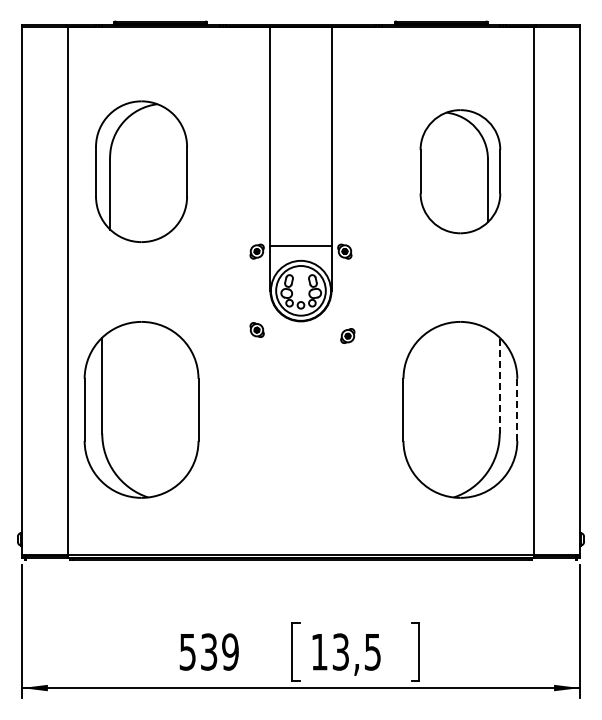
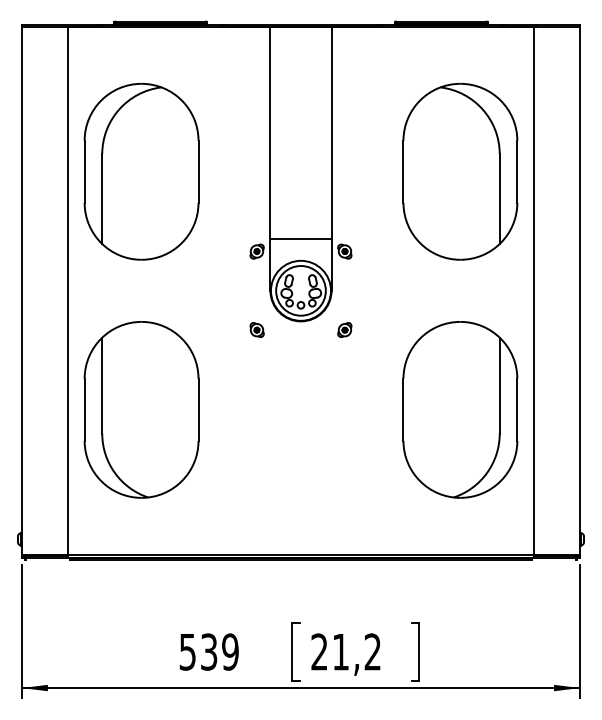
part size: 93x143 px -> 117x179 px (141, 171)
part size: 83x126 px -> 117x179 px (460, 171)
line position: (300, 246) -> (300, 239) (300, 239)
part position: (347, 335) -> (344, 329) (344, 329)
line: dashed -> solid (499, 385)
line: dashed -> solid (517, 409)
text: 13,5 -> 21,2 (345, 651)
